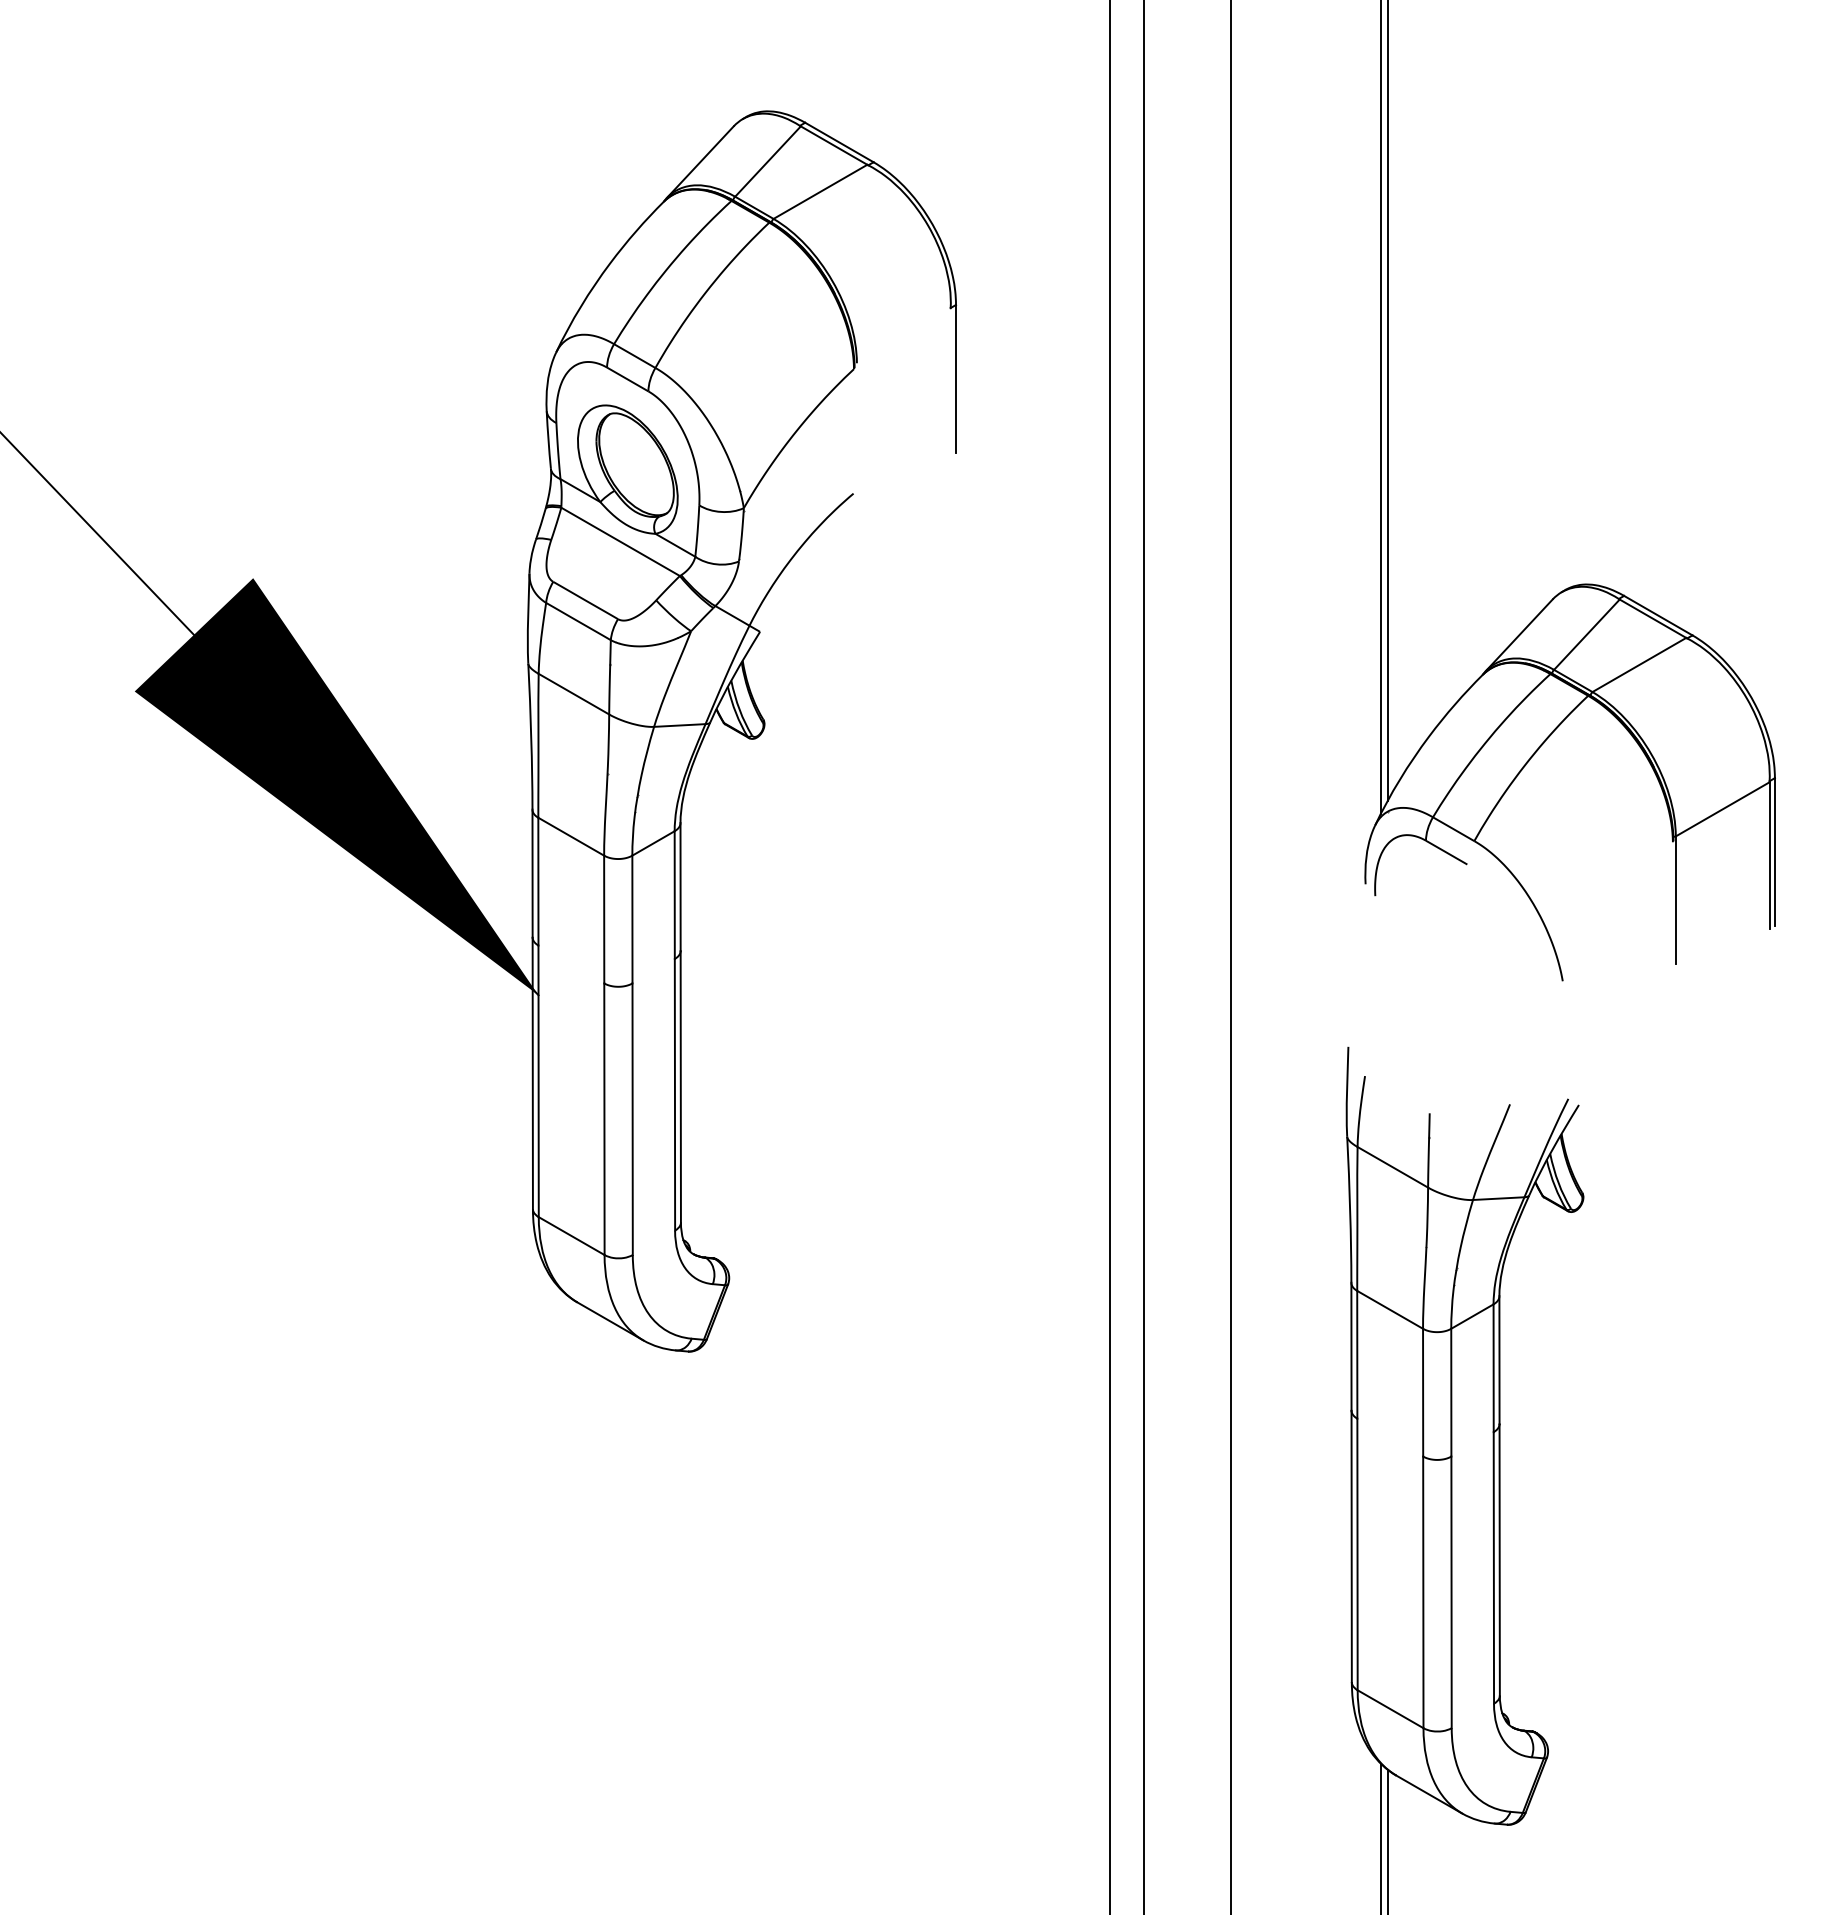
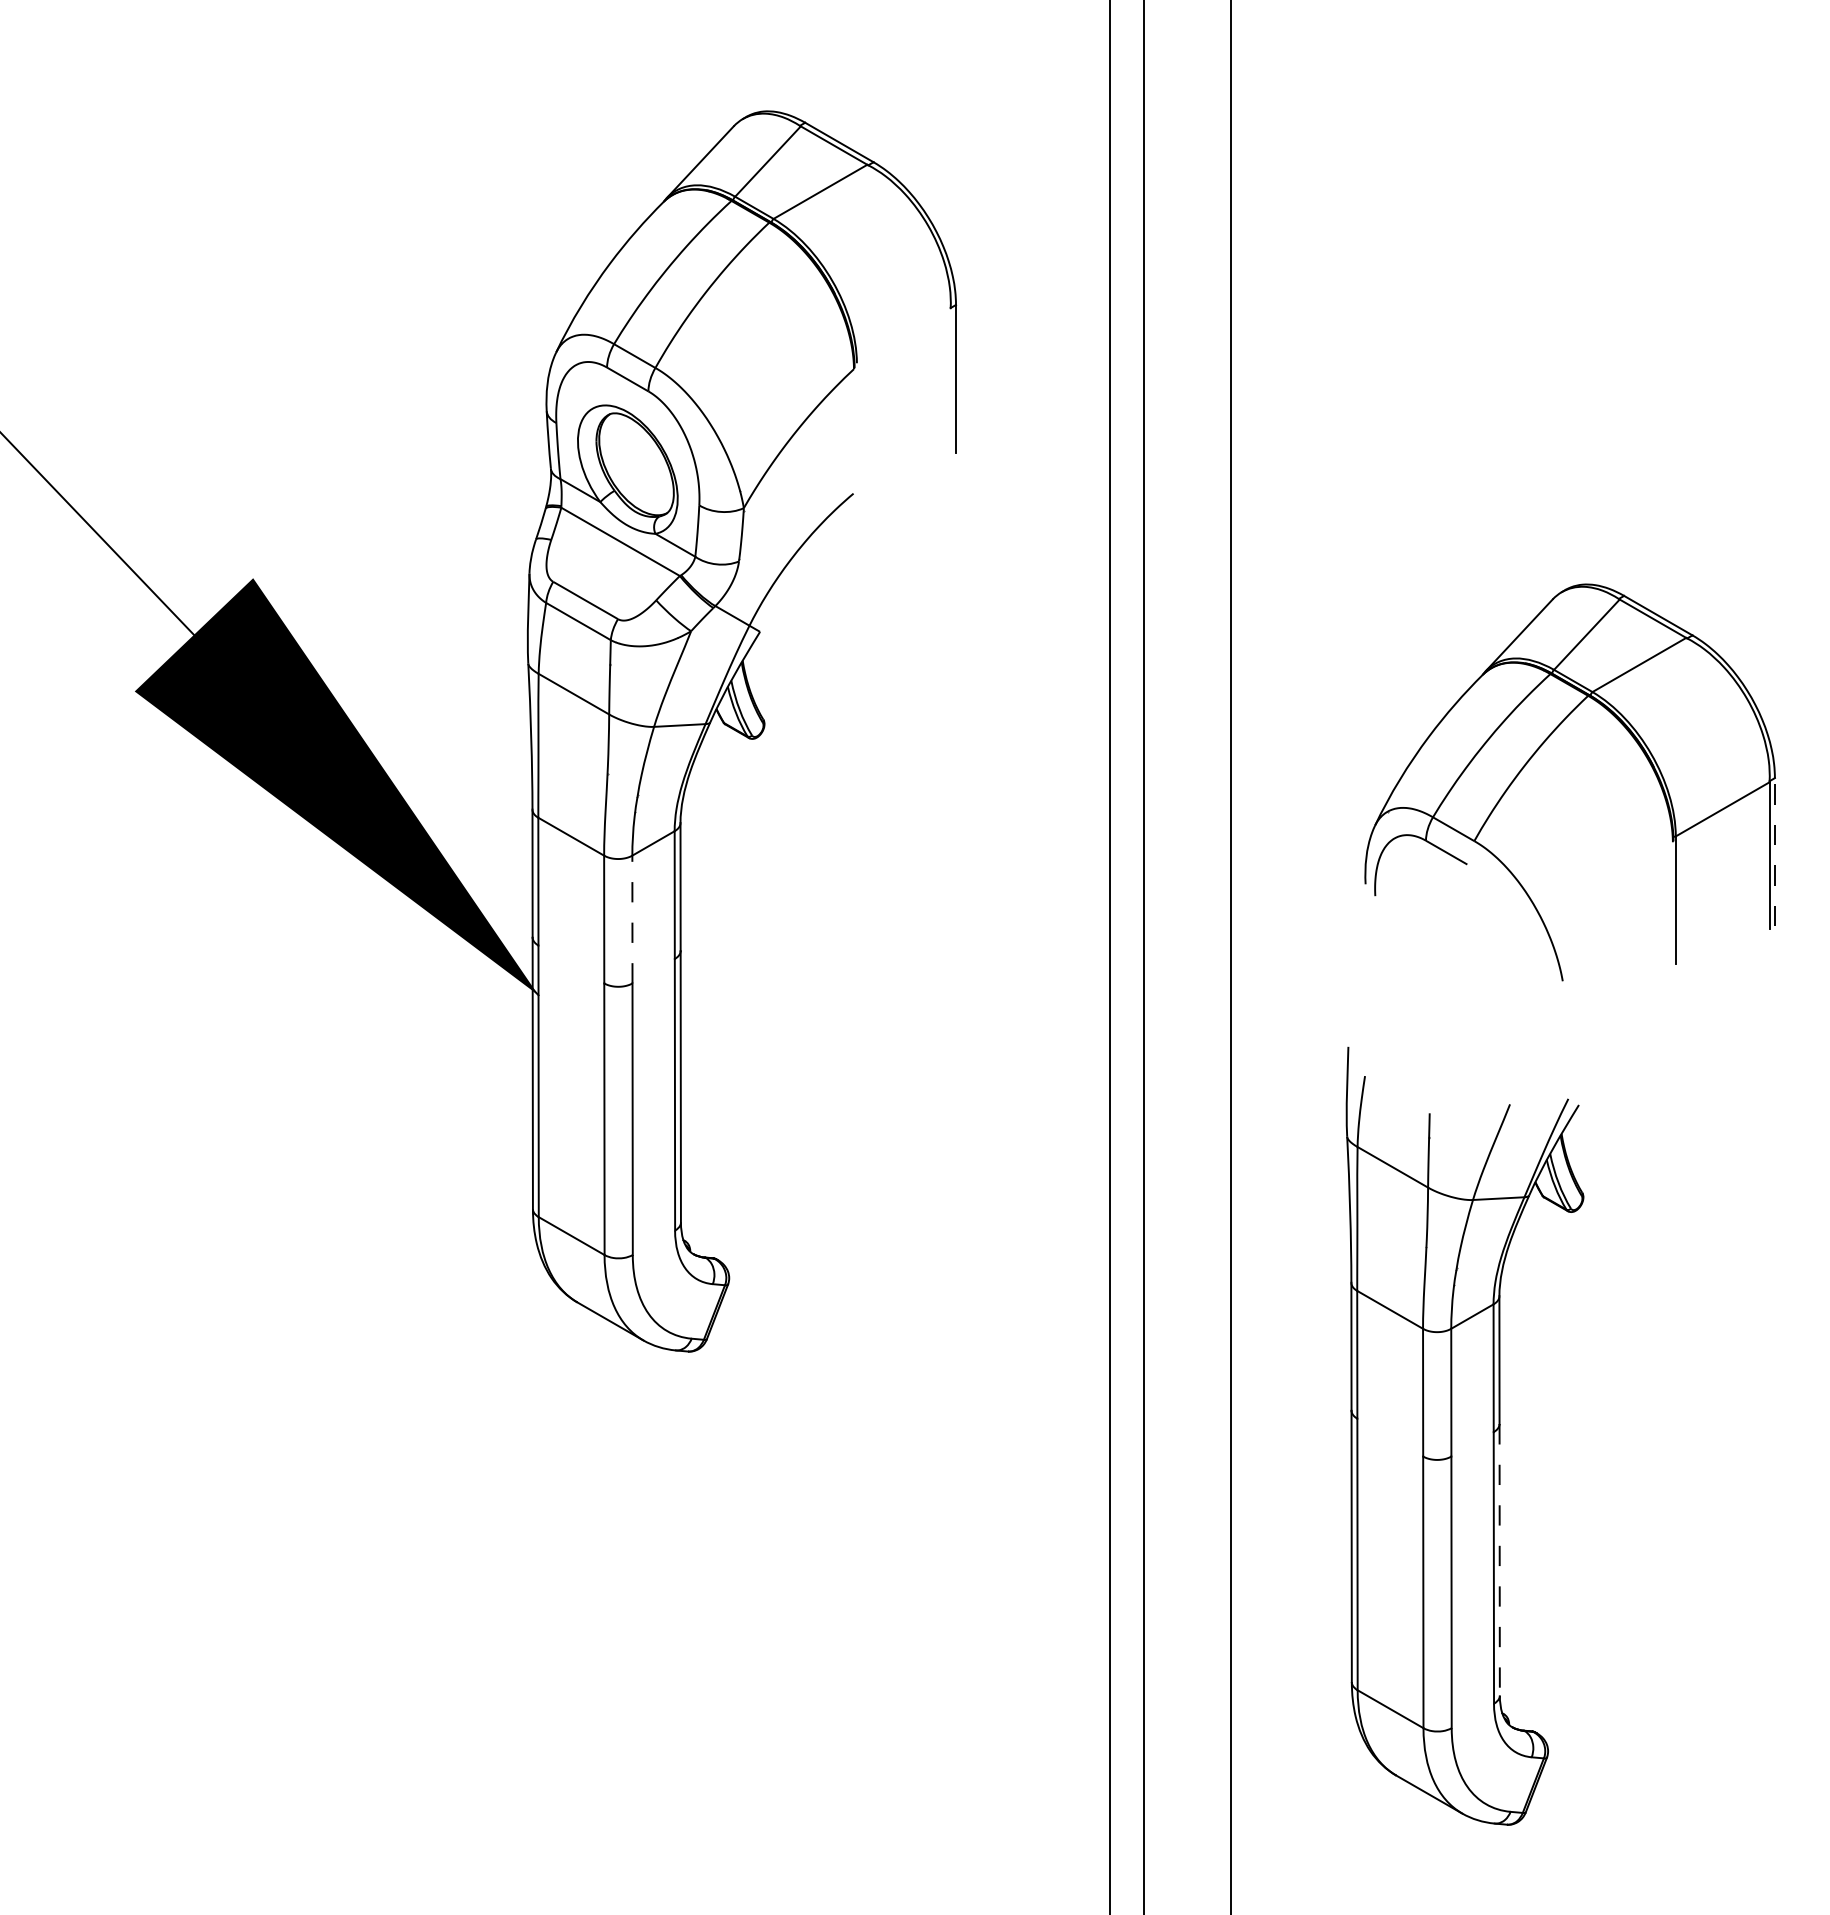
line: present -> none (1387, 401)
line: present -> none (1380, 407)
line: solid -> dashed (1774, 852)
line: solid -> dashed (632, 919)
line: solid -> dashed (1499, 1559)
line: present -> none (1380, 1837)
line: present -> none (1387, 1840)
